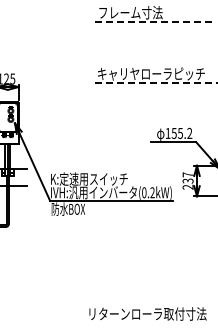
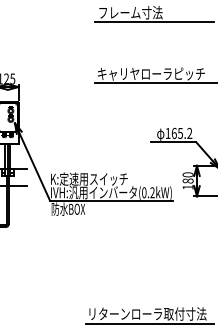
line: dashed -> solid (154, 22)
line: dashed -> solid (156, 83)
text: 155.2 -> 165.2 (173, 132)
text: 237 -> 180 (187, 180)
line: none -> present (149, 324)
